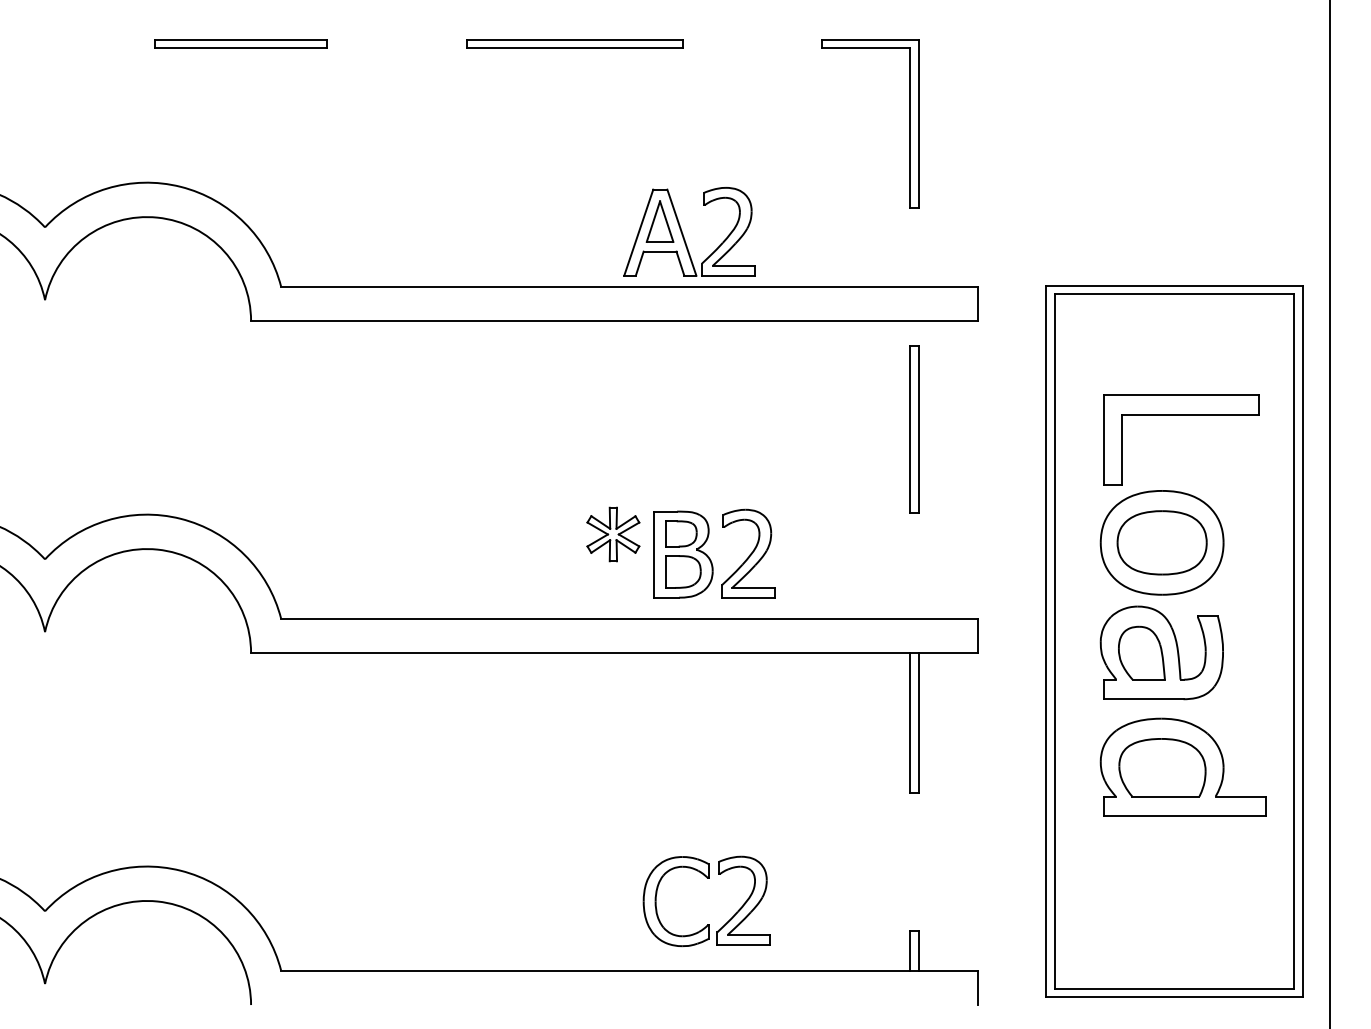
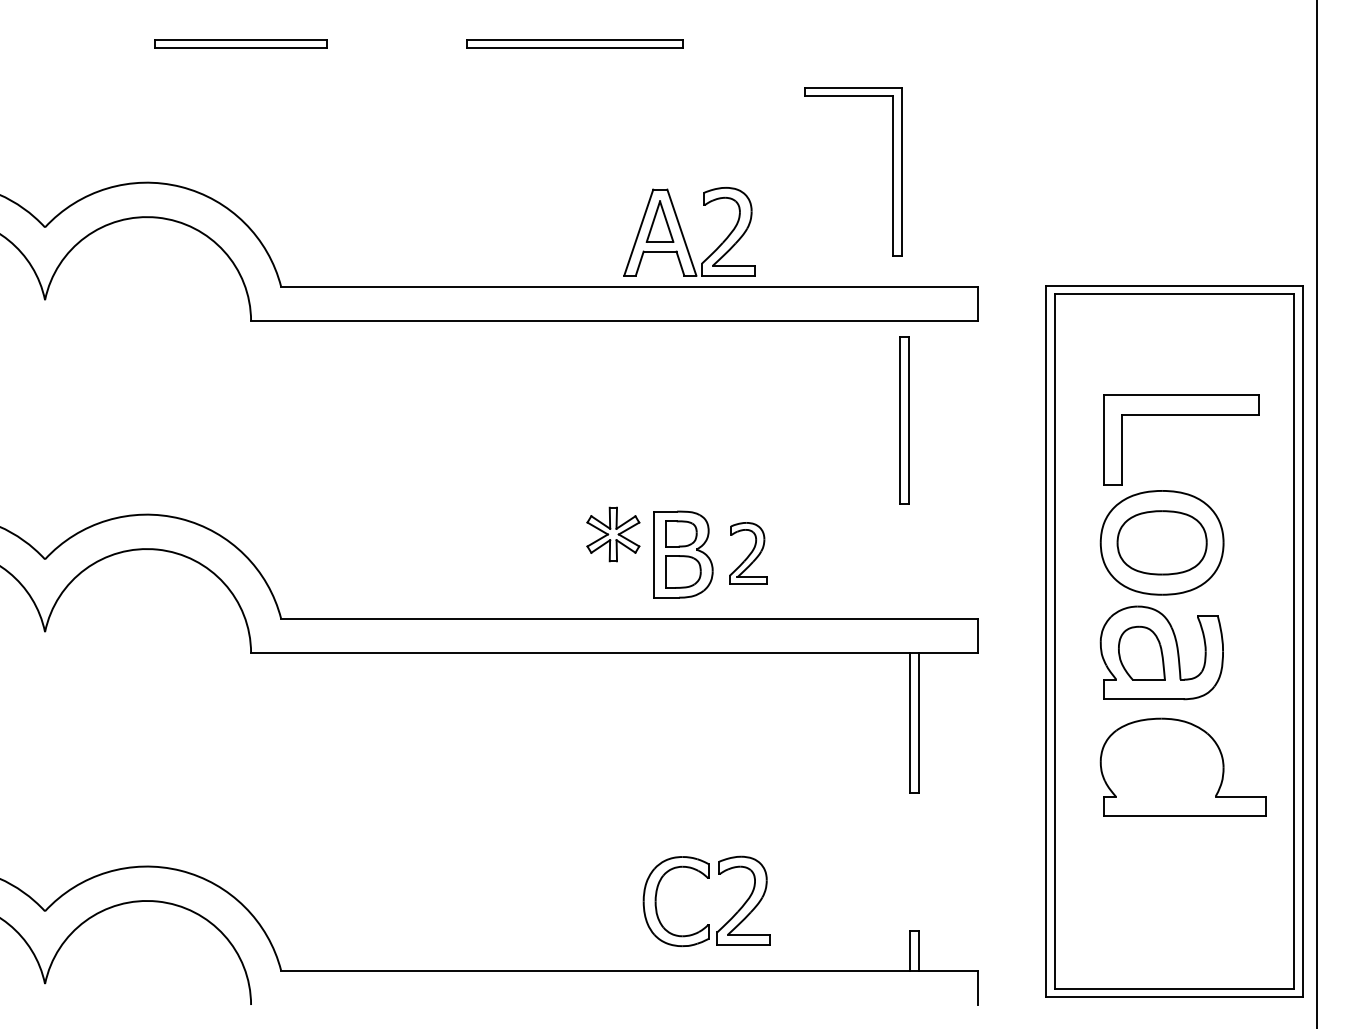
part position: (909, 123) -> (892, 171) (892, 171)
part position: (914, 429) -> (904, 420) (904, 420)
line position: (1329, 513) -> (1316, 513) (1316, 513)
part size: 55x91 px -> 39x63 px (748, 553)
part: present -> none (1162, 767)
